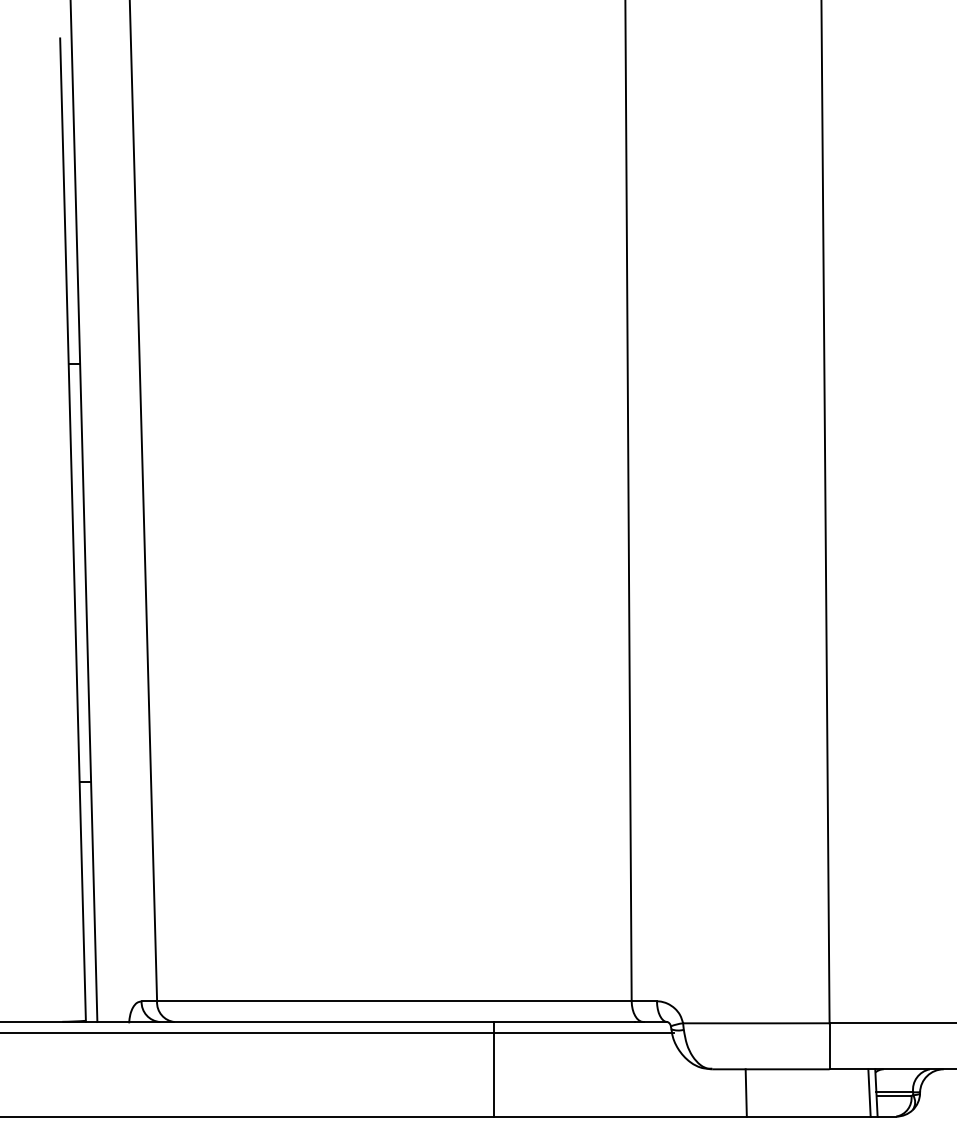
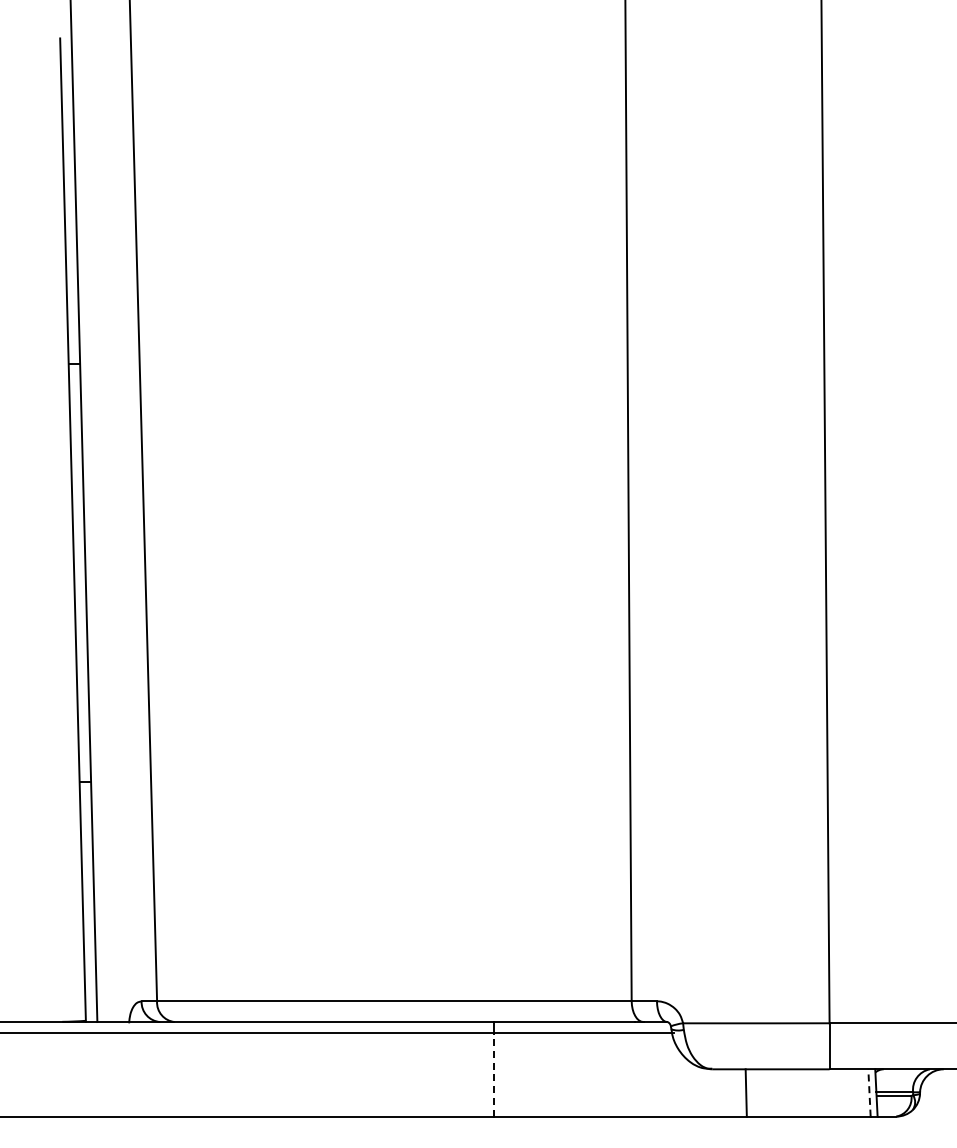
line: solid -> dashed (493, 1075)
line: solid -> dashed (869, 1092)
